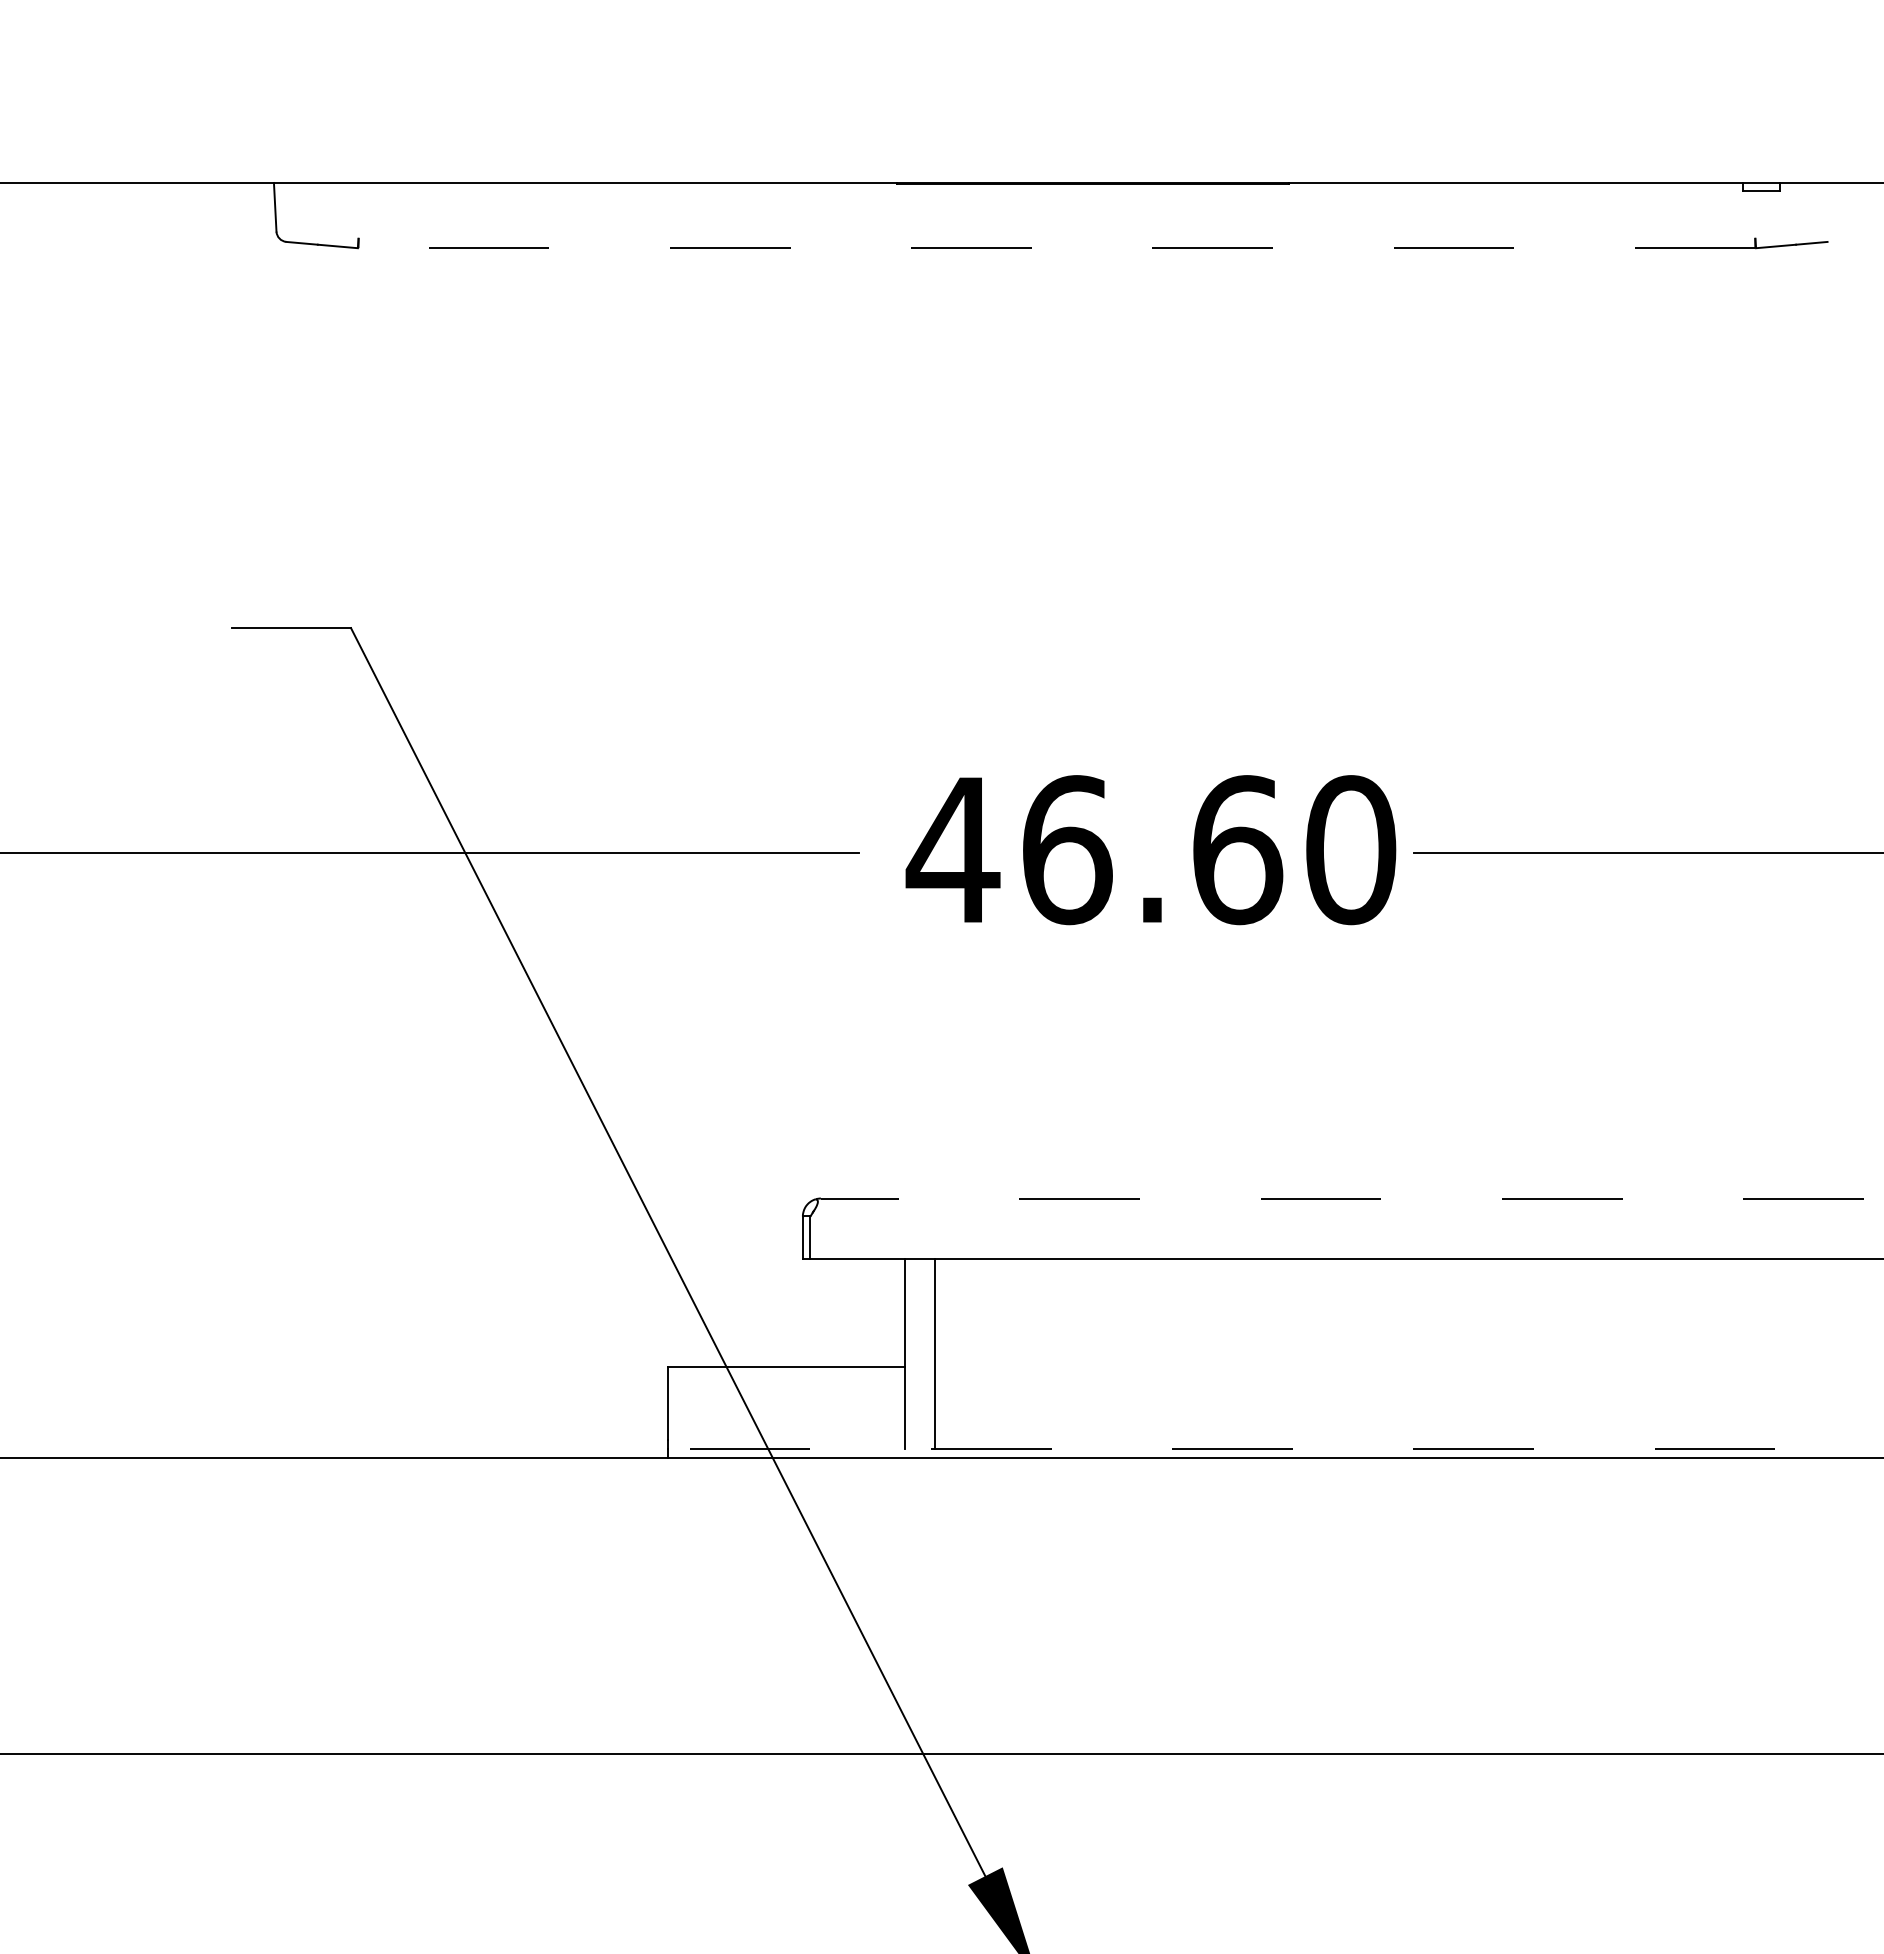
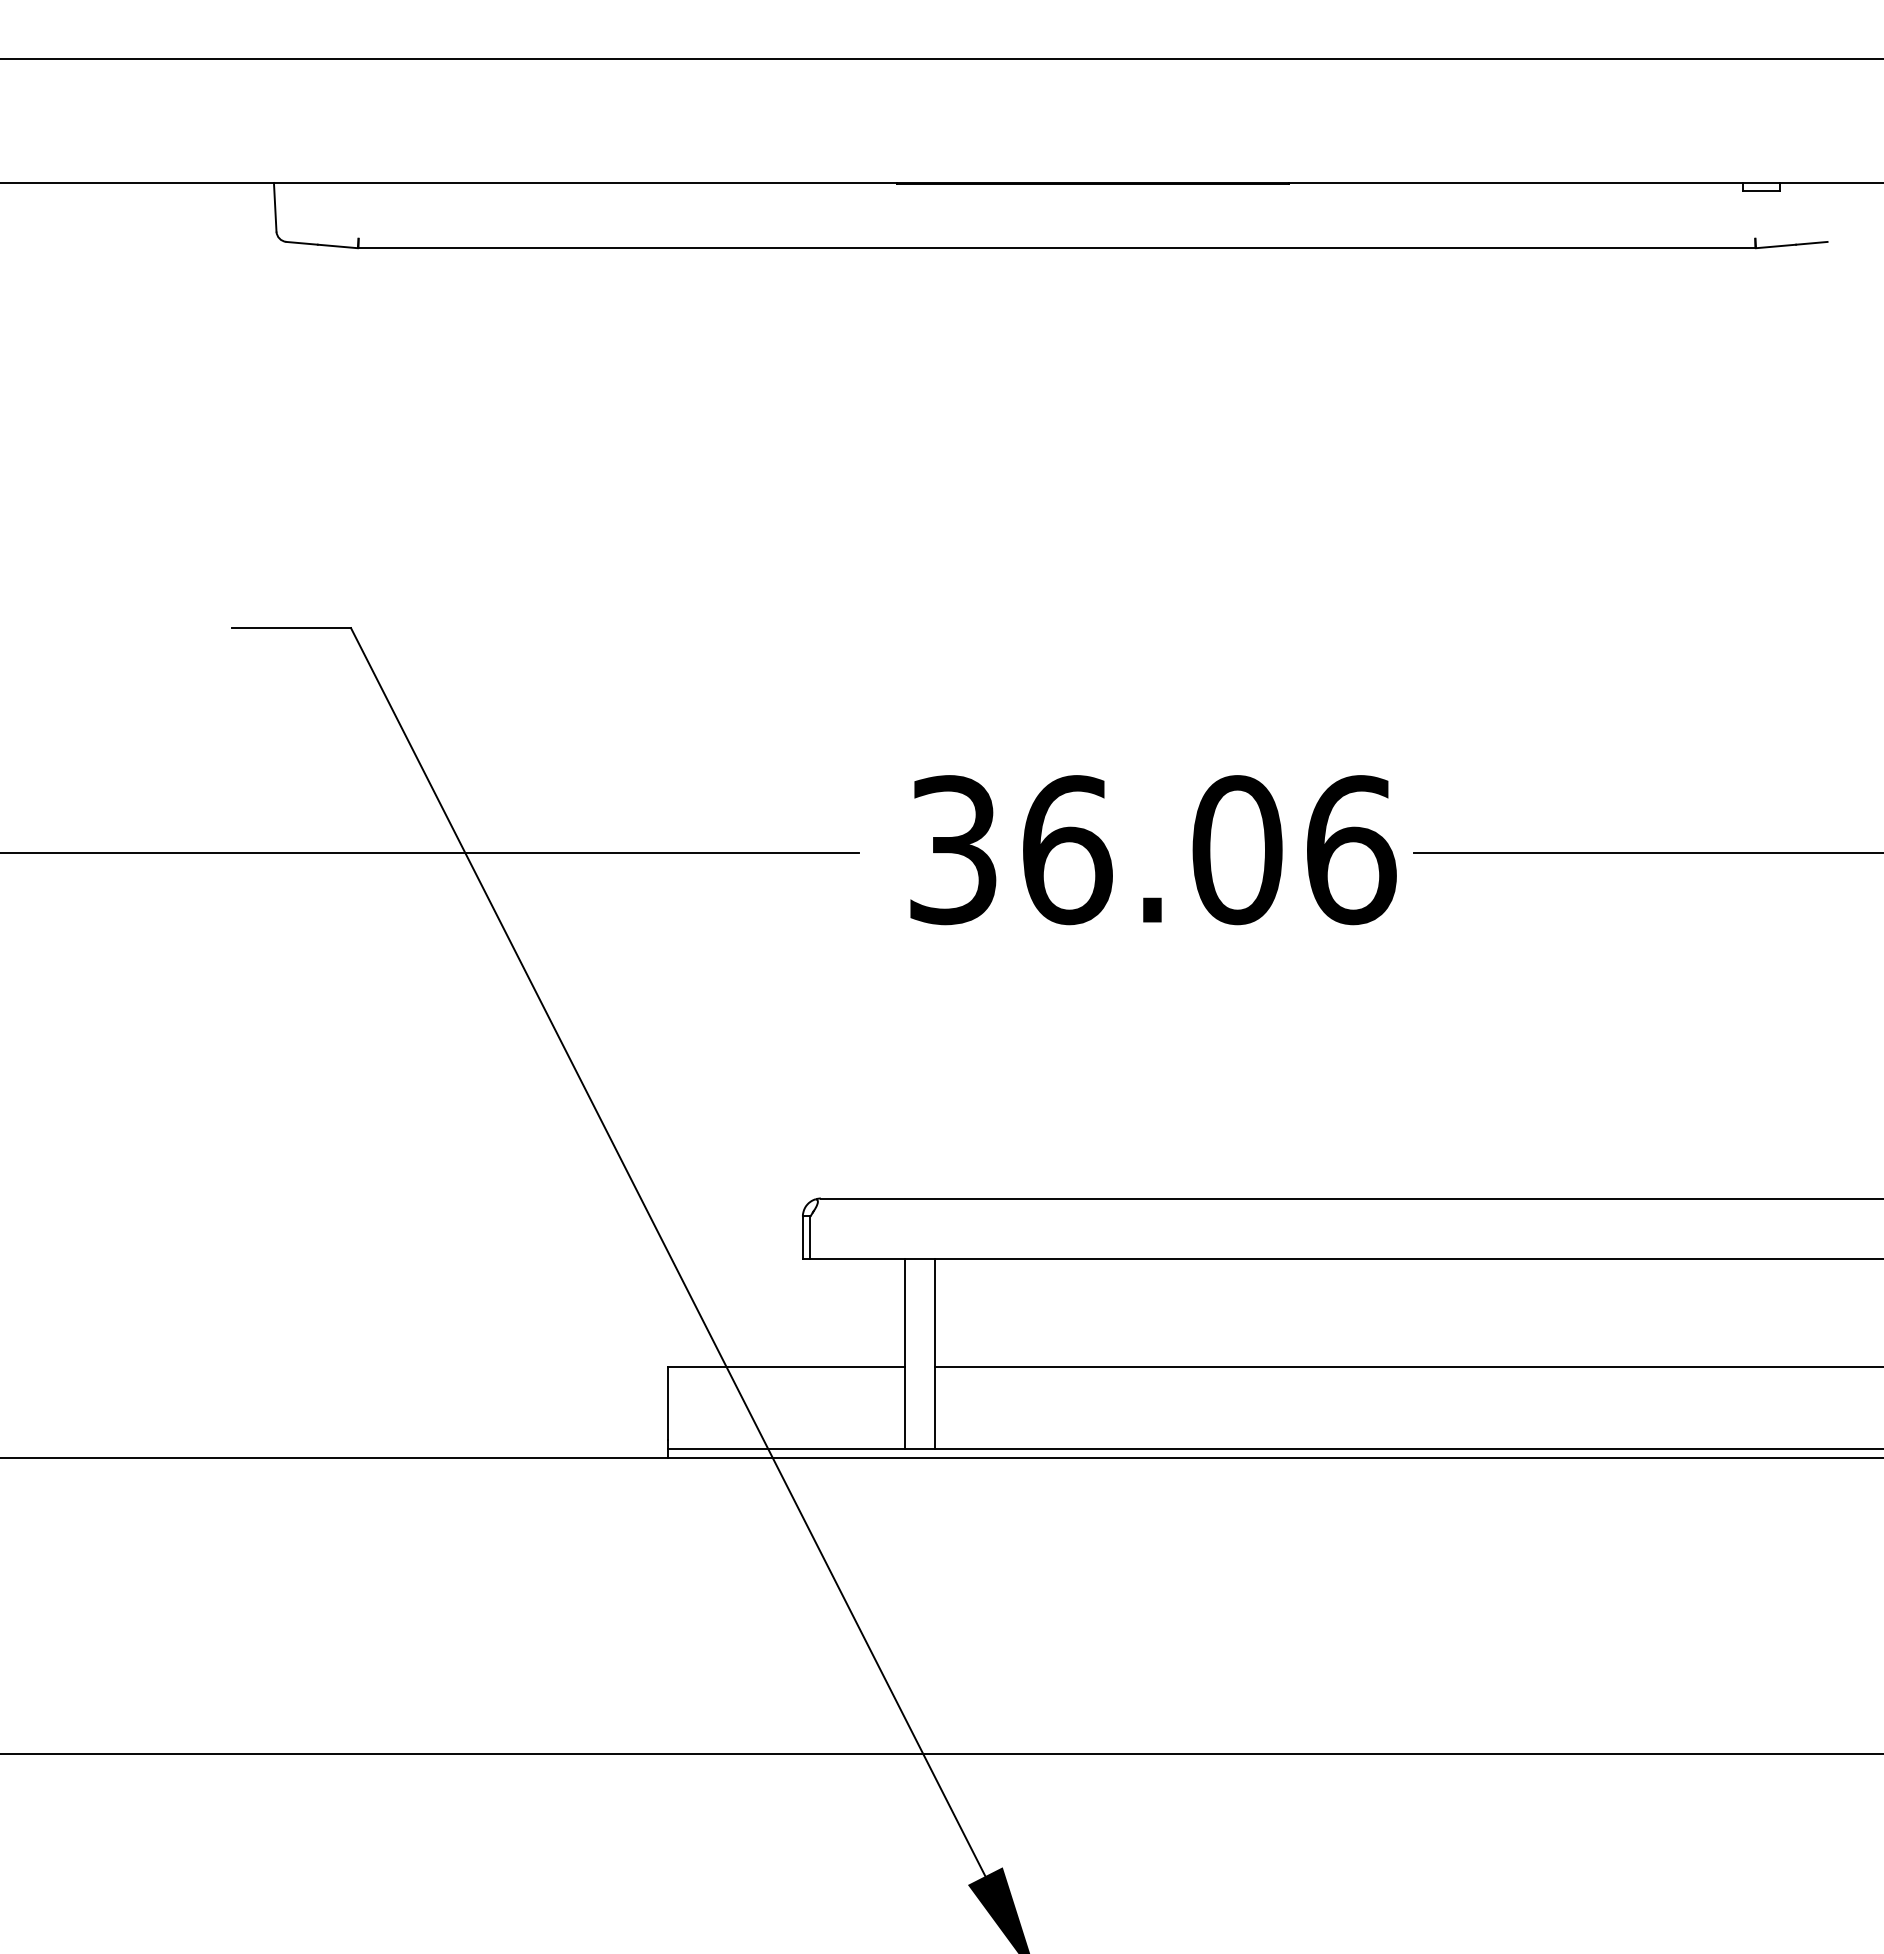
line: none -> present (941, 58)
line: dashed -> solid (1056, 248)
text: 46.60 -> 36.06 (1150, 850)
line: dashed -> solid (1351, 1198)
line: none -> present (1407, 1367)
line: dashed -> solid (1275, 1448)
